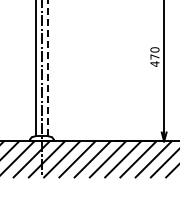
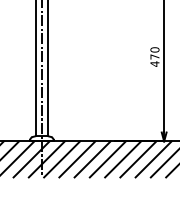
line: dashed -> solid (47, 68)
